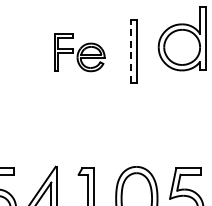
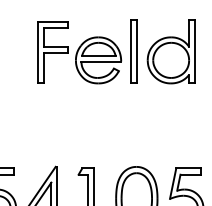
part position: (181, 38) -> (170, 51) (170, 51)
line: dashed -> solid (131, 50)
part size: 52x40 px -> 86x64 px (79, 52)
